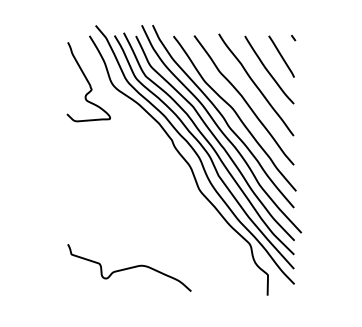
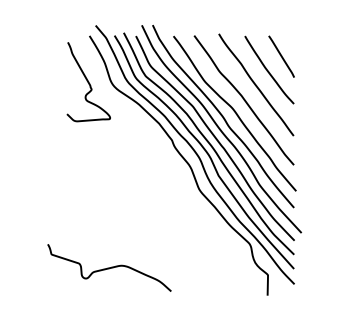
line: present -> none (293, 37)
curve position: (129, 267) -> (109, 267) (109, 267)
